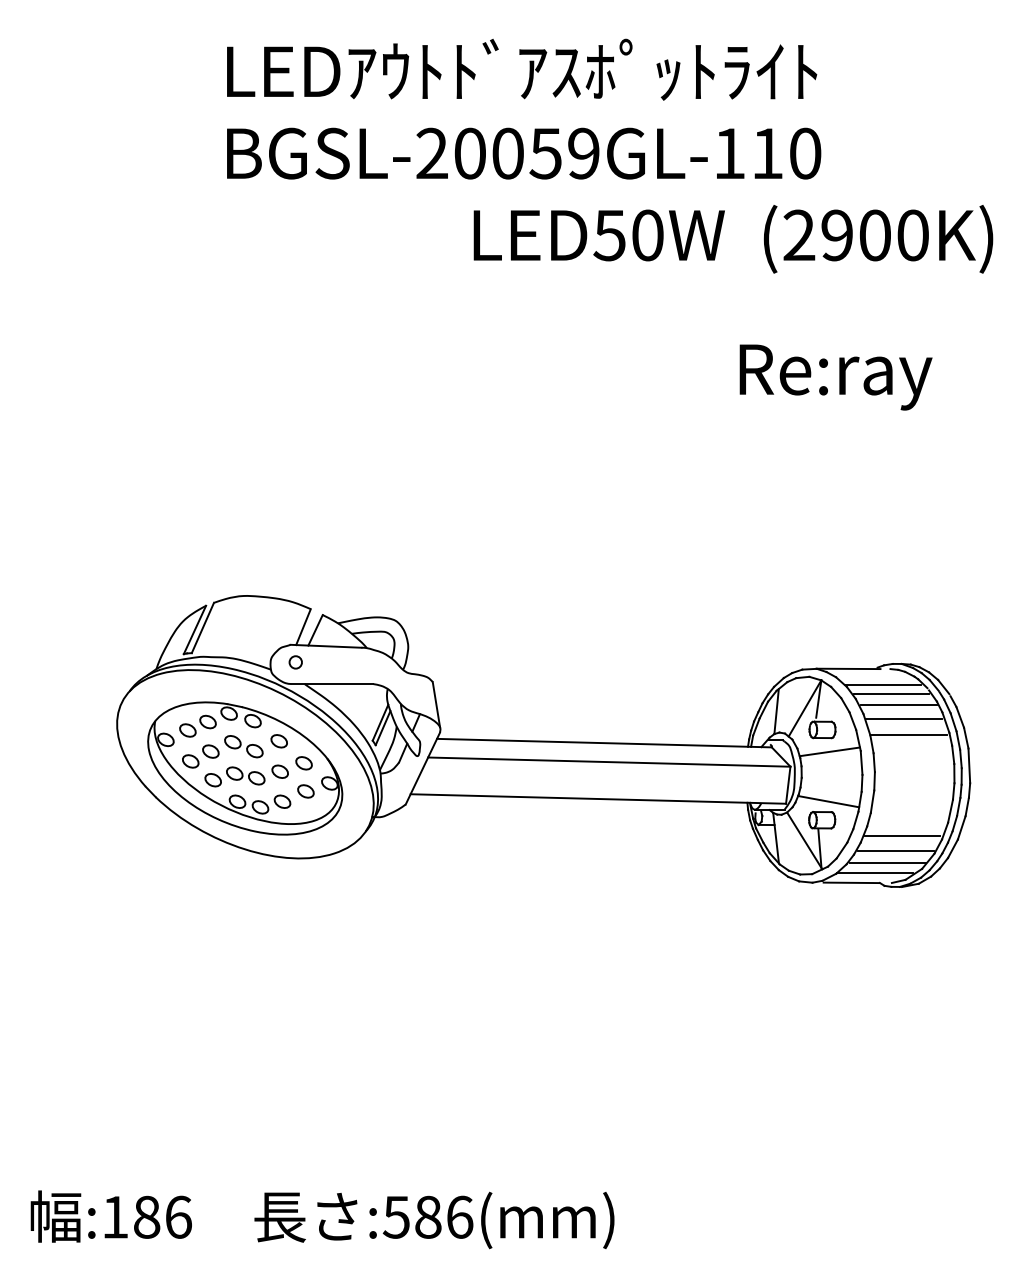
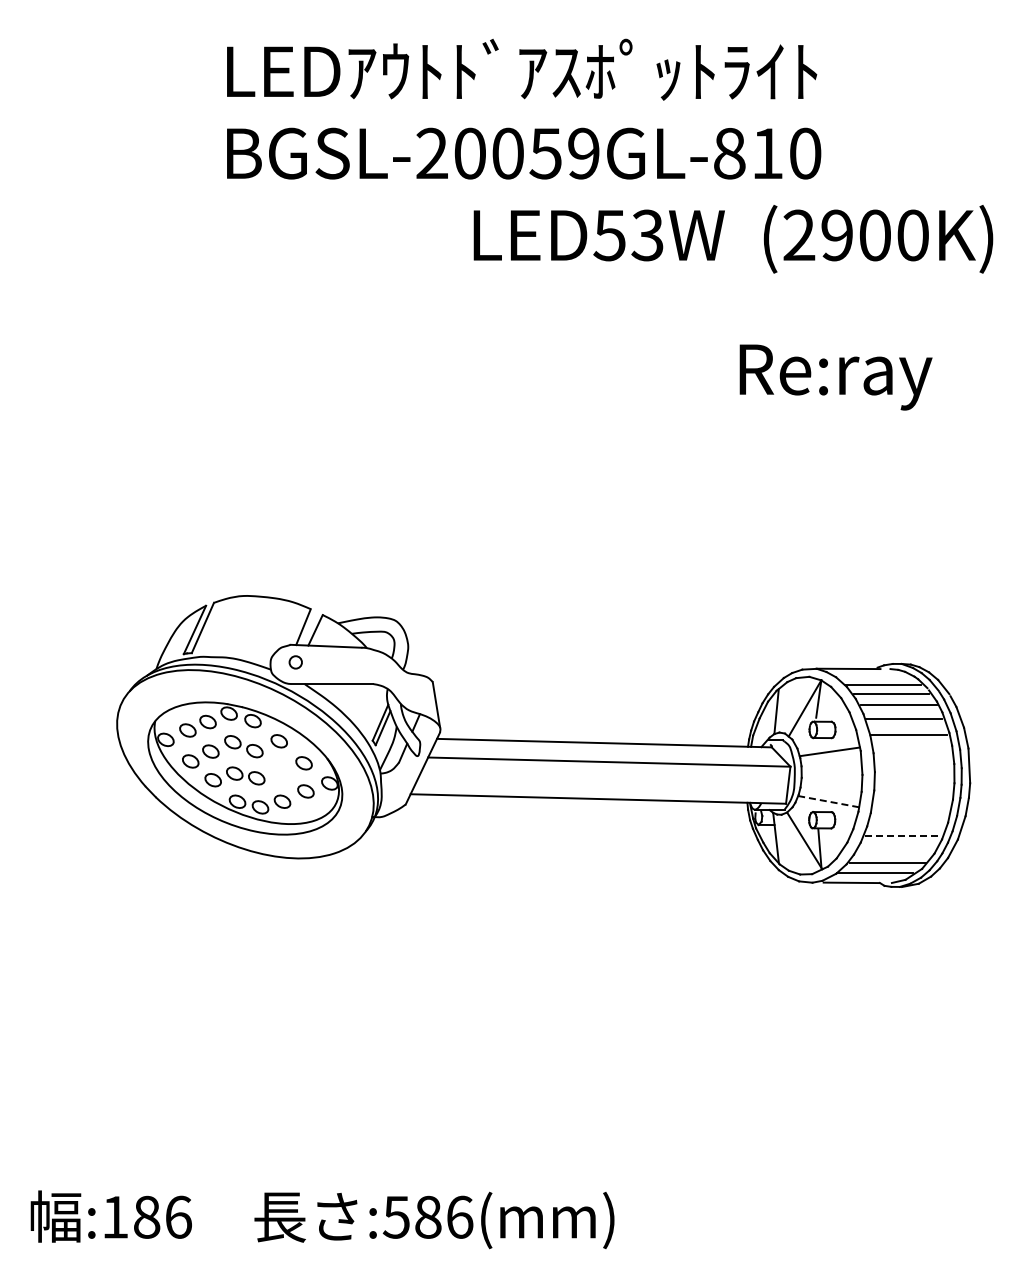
text: BGSL-20059GL-110 -> BGSL-20059GL-810 (729, 153)
text: LED50W -> LED53W (647, 235)
part: present -> none (279, 771)
line: solid -> dashed (829, 801)
line: solid -> dashed (902, 836)
line: present -> none (895, 851)
